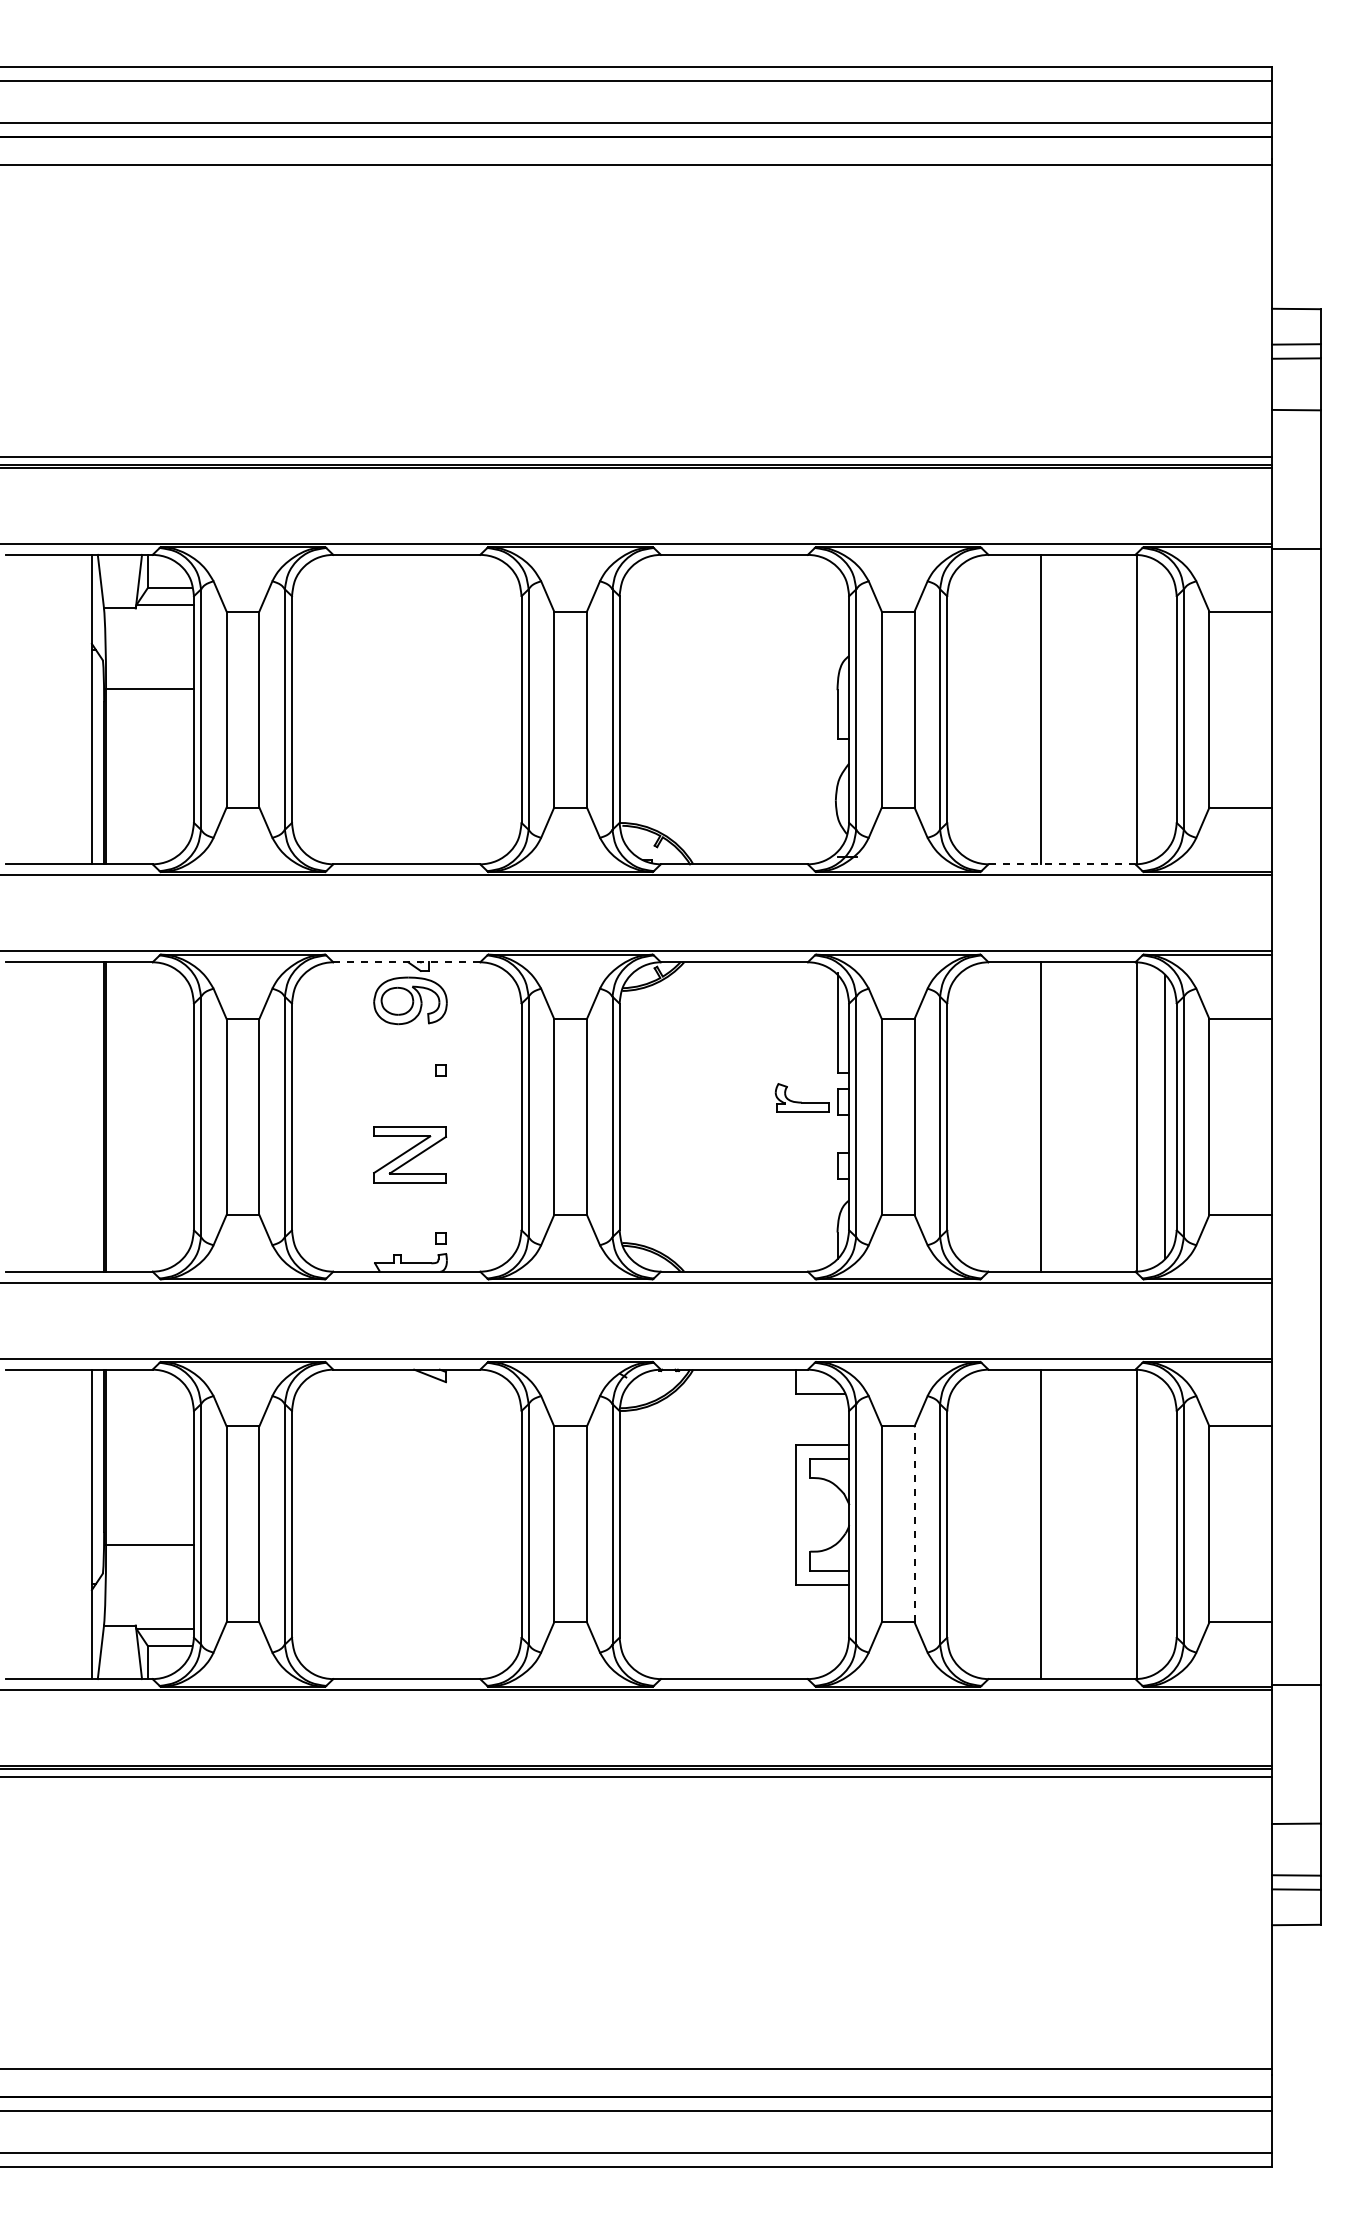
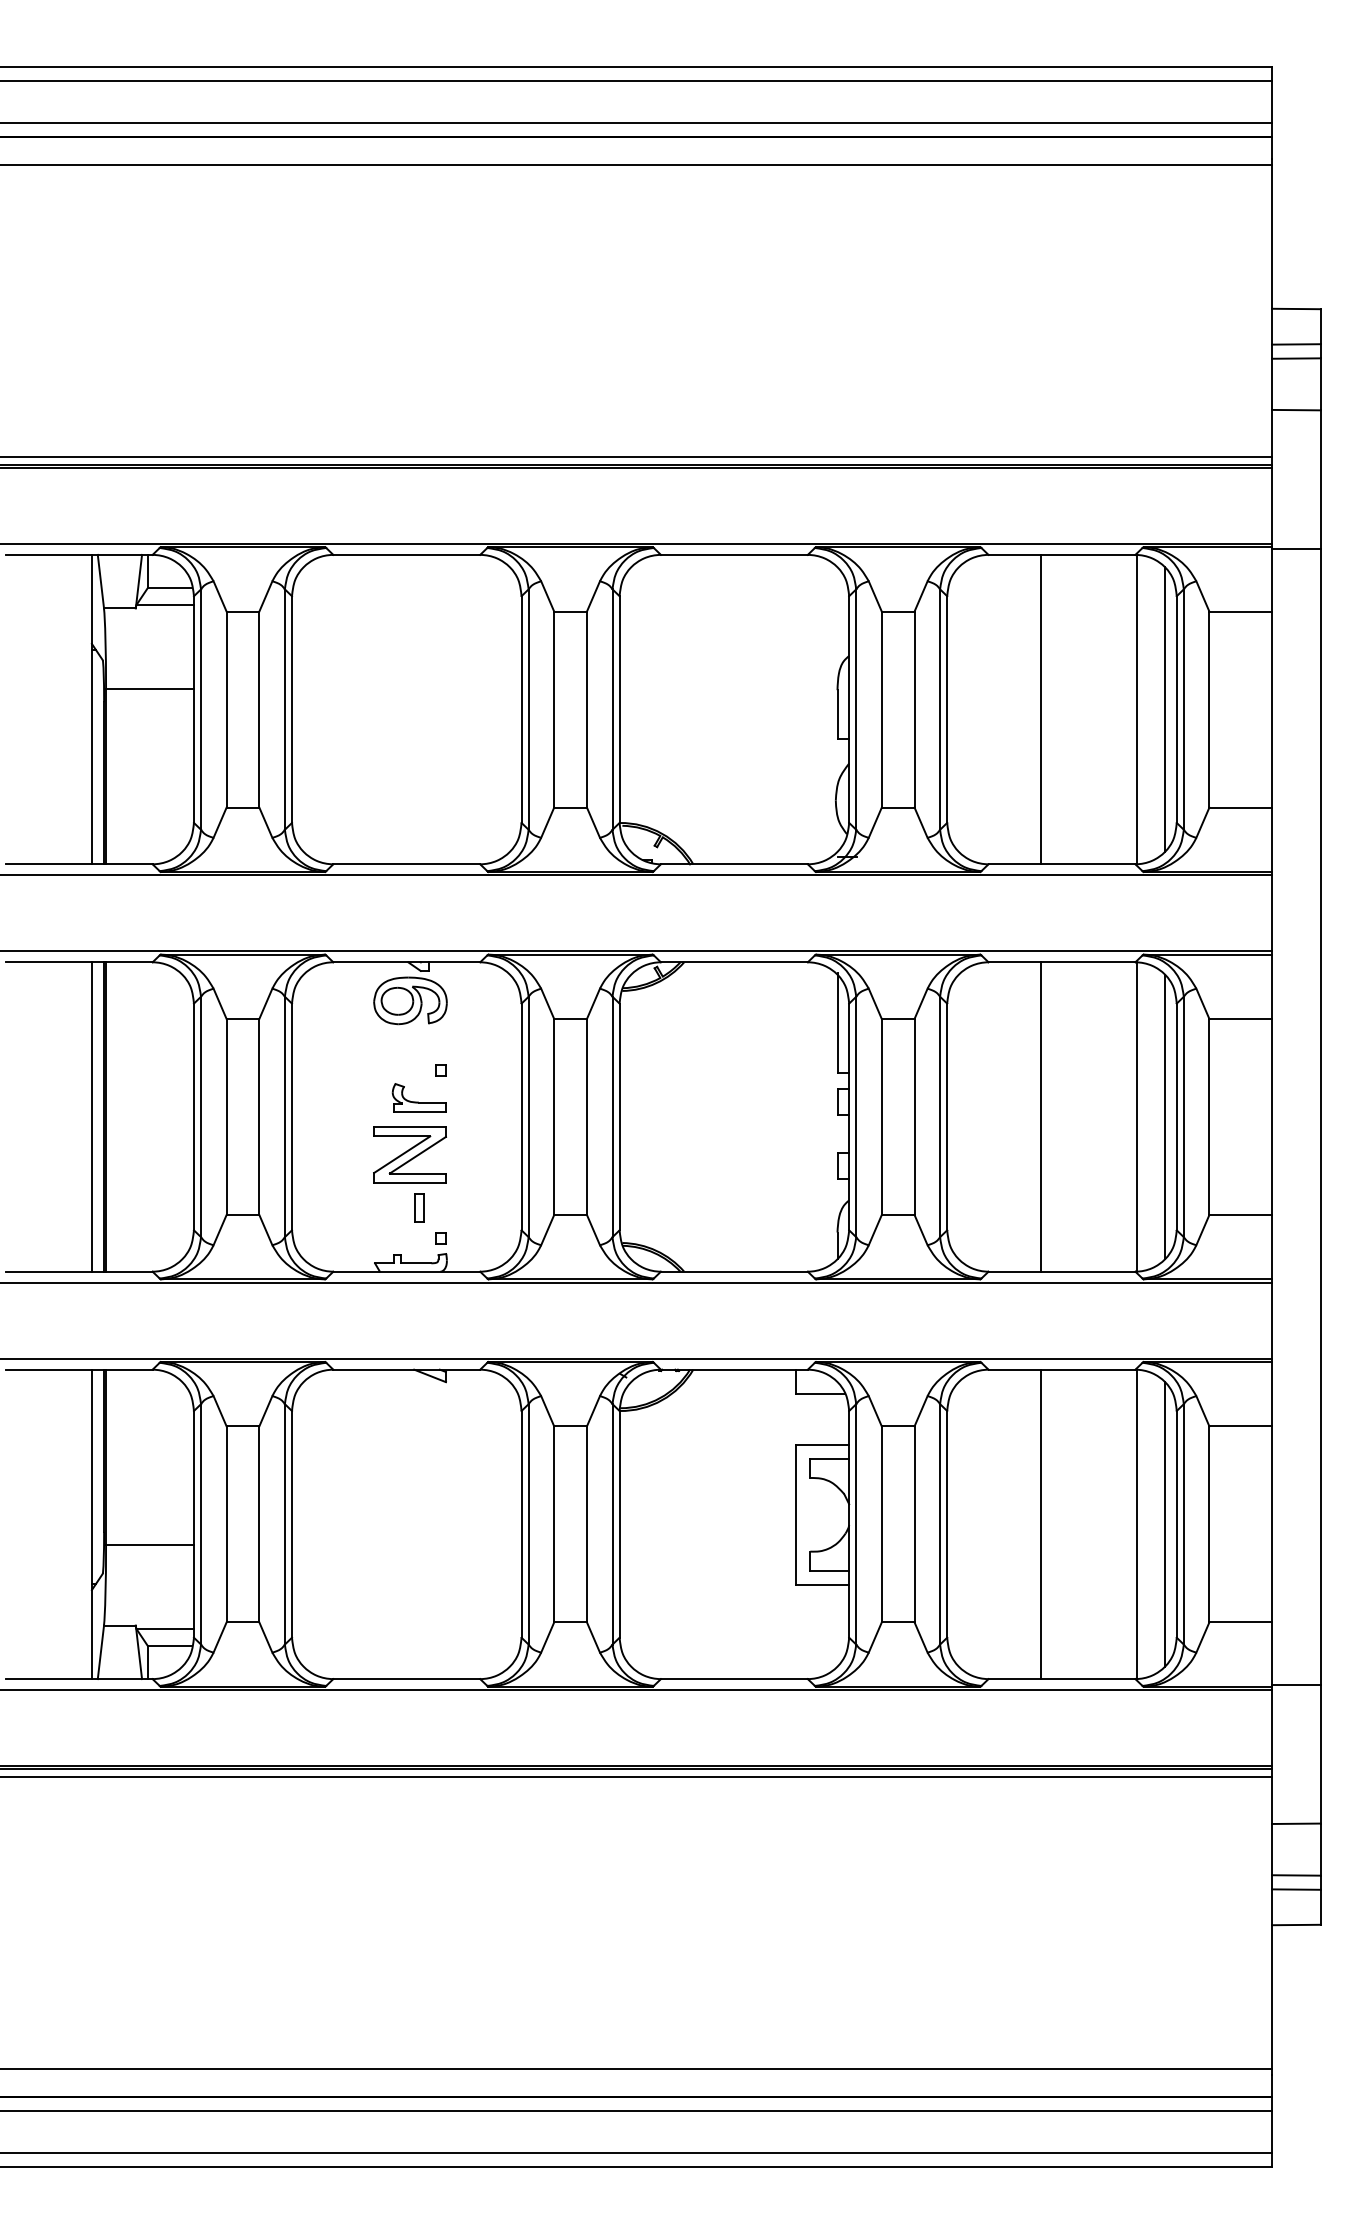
line: none -> present (1165, 709)
line: dashed -> solid (1062, 864)
line: dashed -> solid (406, 962)
part position: (801, 1097) -> (418, 1097) (418, 1097)
line: none -> present (91, 1116)
part: none -> present (419, 1207)
line: dashed -> solid (914, 1524)
line: none -> present (1165, 1524)
